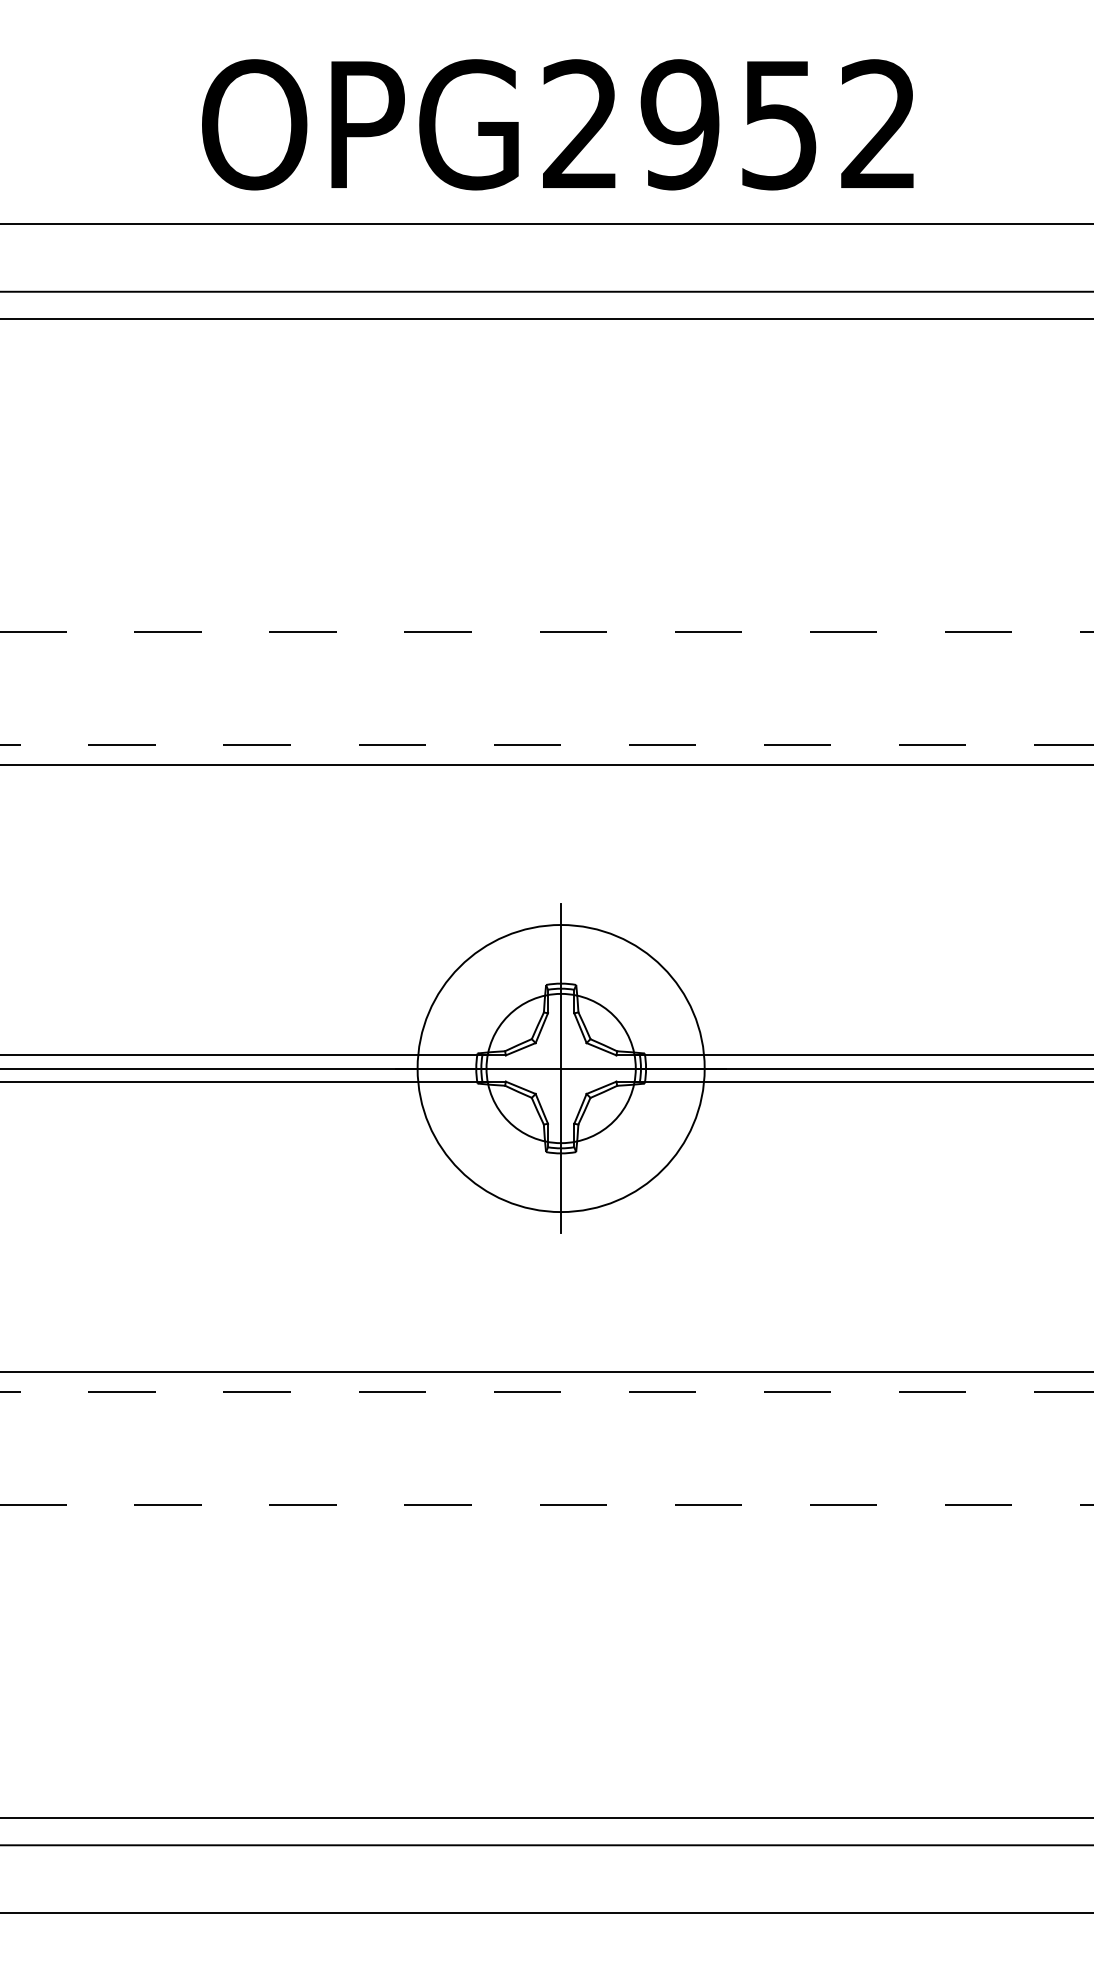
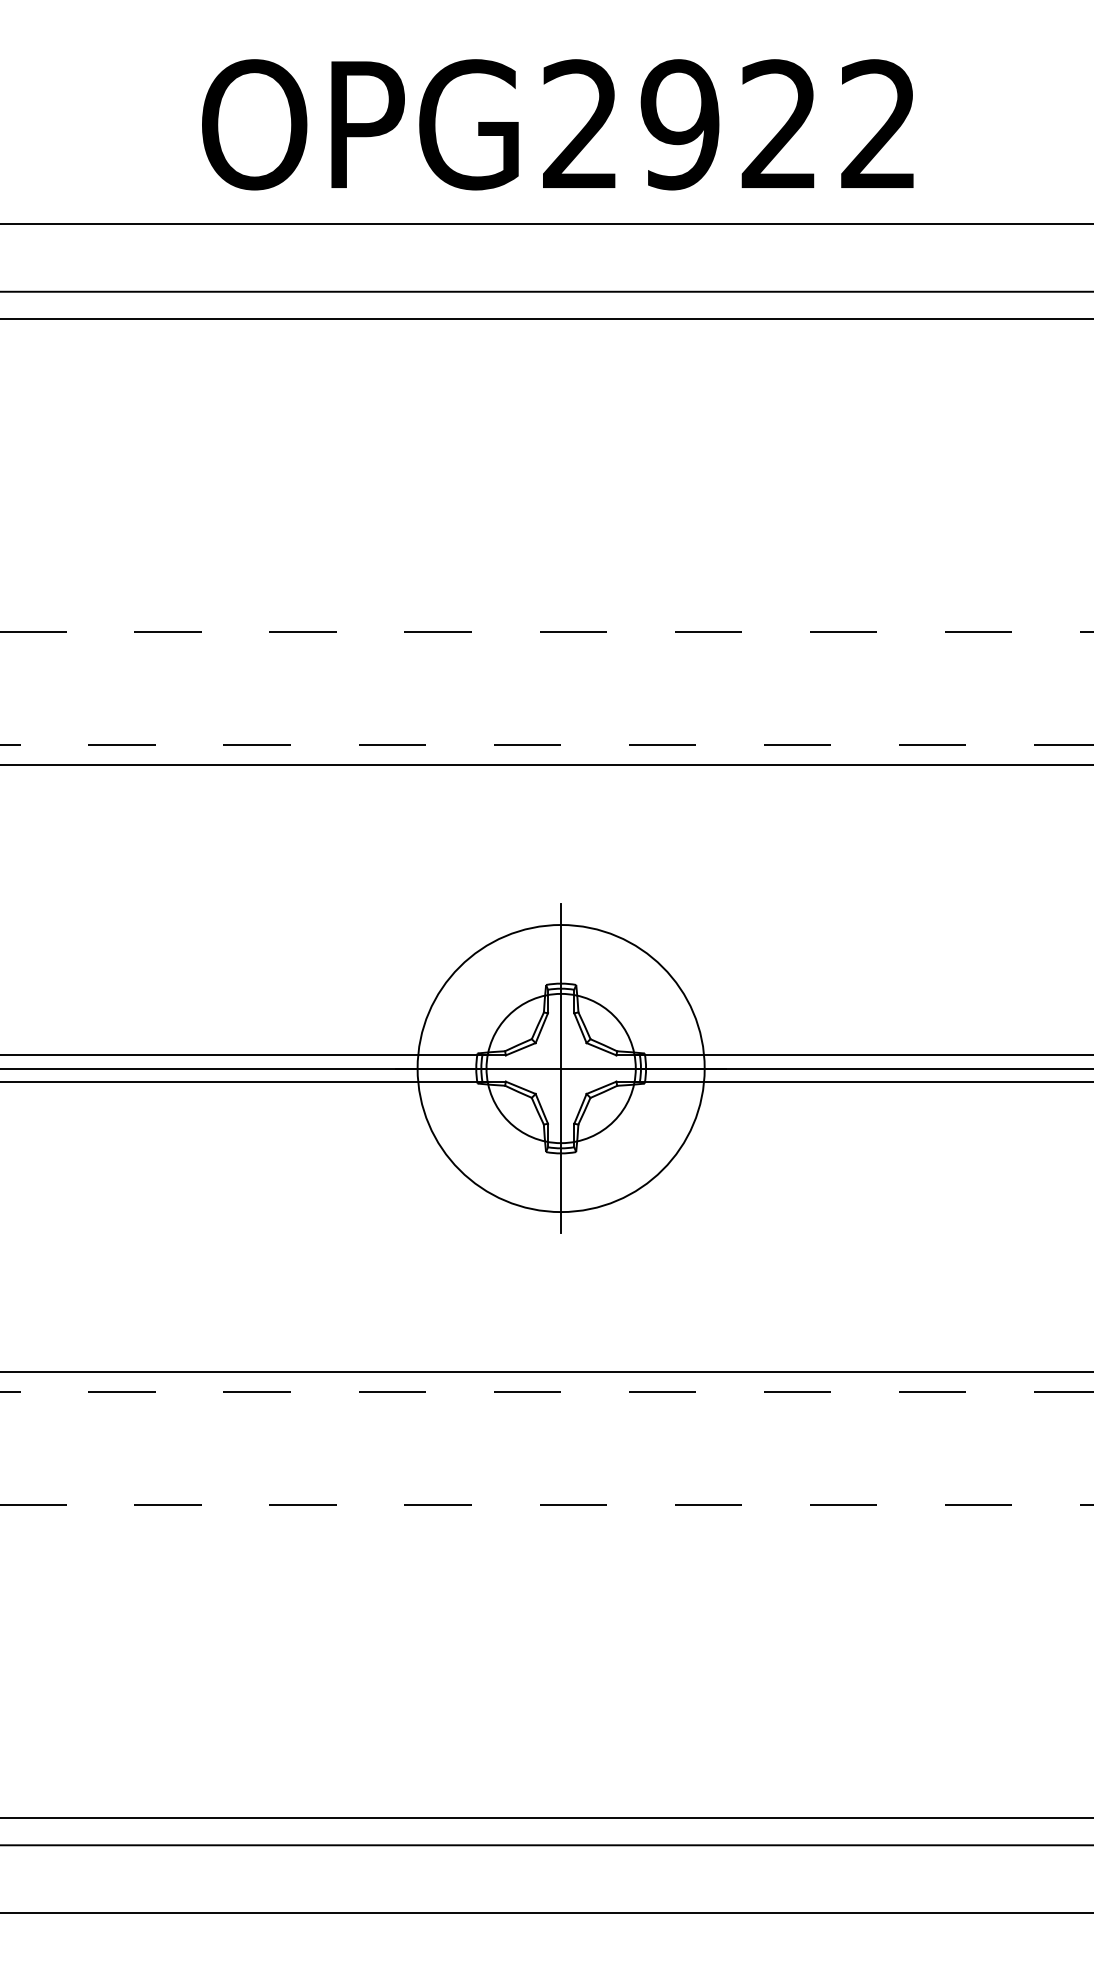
text: OPG2952 -> OPG2922 (778, 124)
